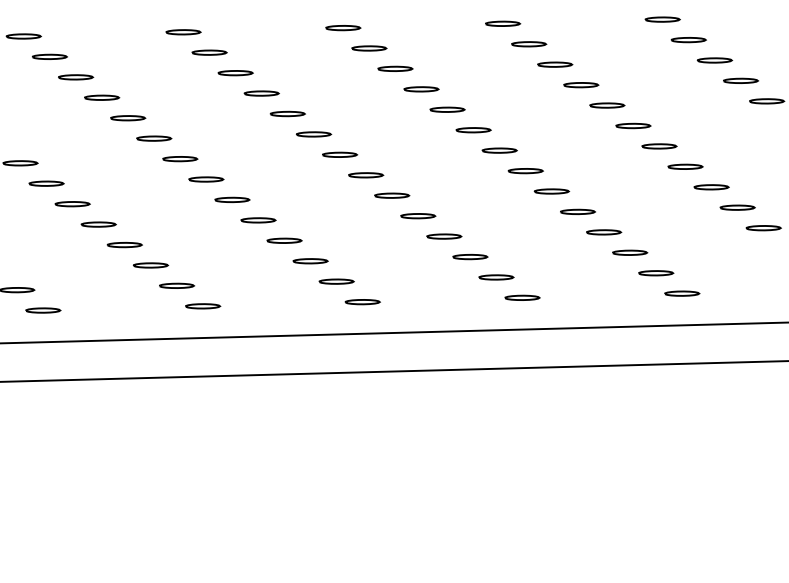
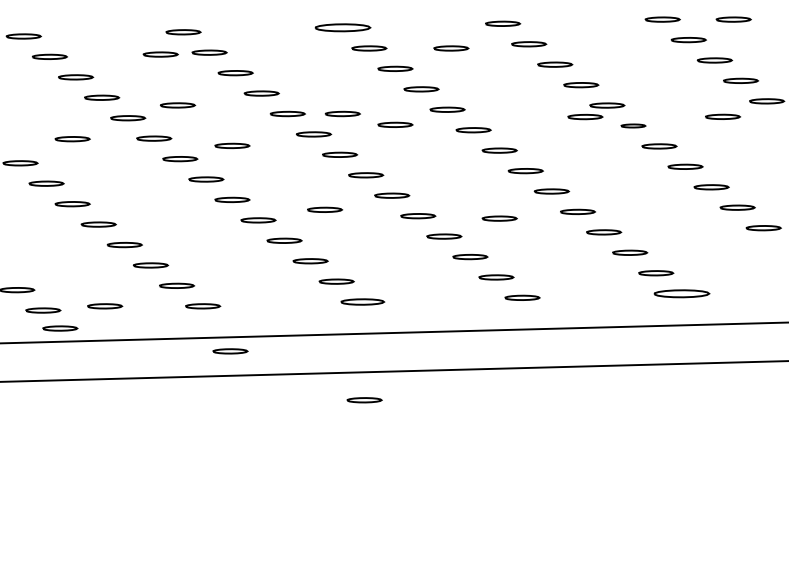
part: none -> present (733, 19)
part size: 37x7 px -> 58x10 px (342, 27)
part: none -> present (451, 48)
part: none -> present (160, 54)
part: none -> present (178, 105)
part: none -> present (342, 113)
part: none -> present (723, 116)
part: none -> present (585, 117)
part: none -> present (395, 124)
part size: 37x8 px -> 27x6 px (633, 125)
part: none -> present (72, 139)
part: none -> present (232, 145)
part: none -> present (325, 209)
part: none -> present (499, 218)
part size: 37x7 px -> 58x10 px (681, 293)
part size: 37x7 px -> 46x8 px (362, 301)
part: none -> present (105, 306)
part: none -> present (60, 328)
part: none -> present (230, 351)
part: none -> present (364, 400)
